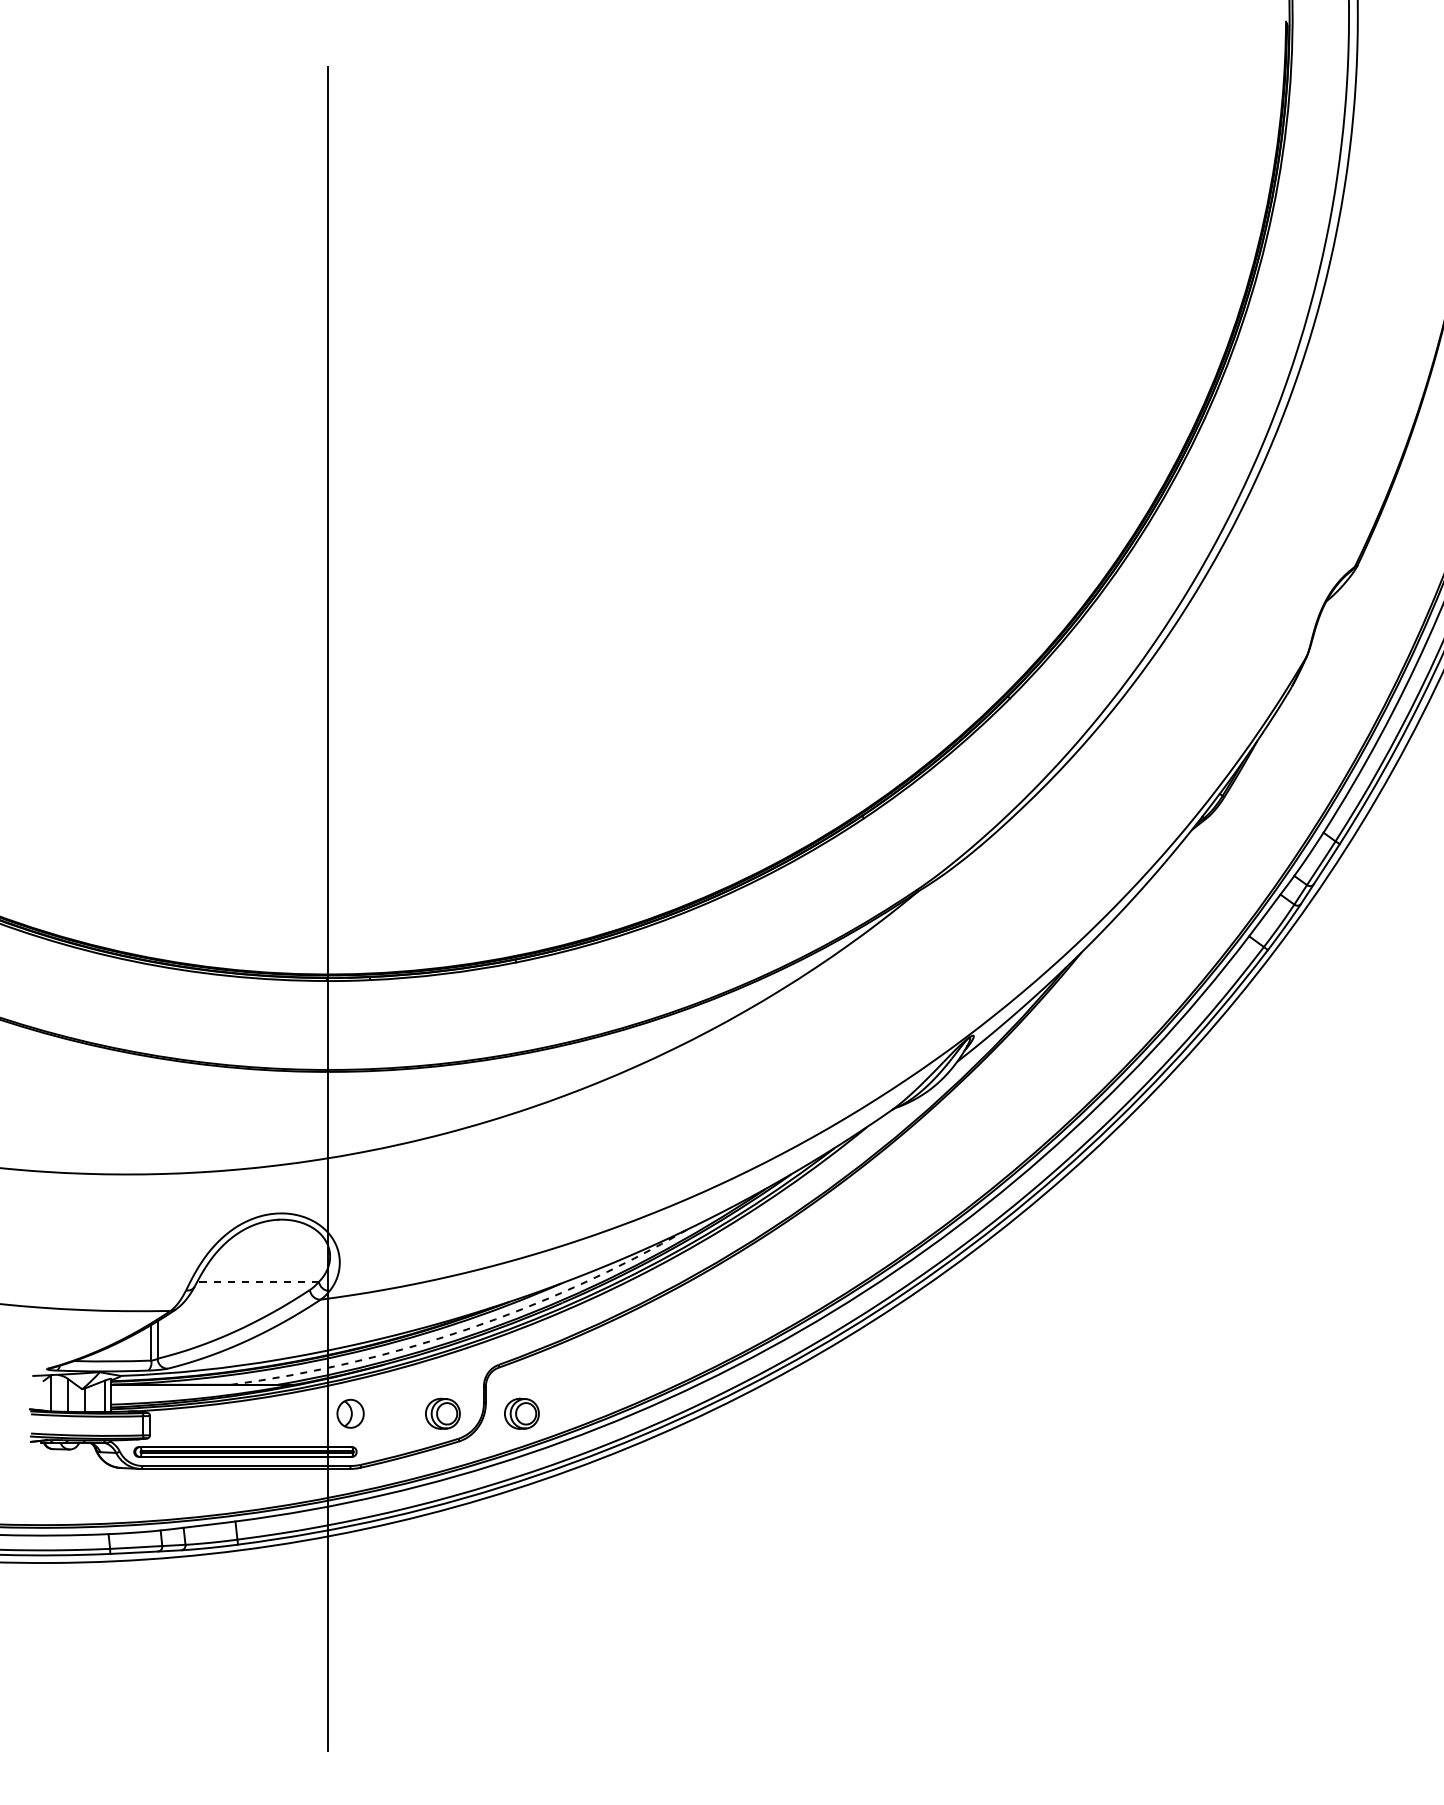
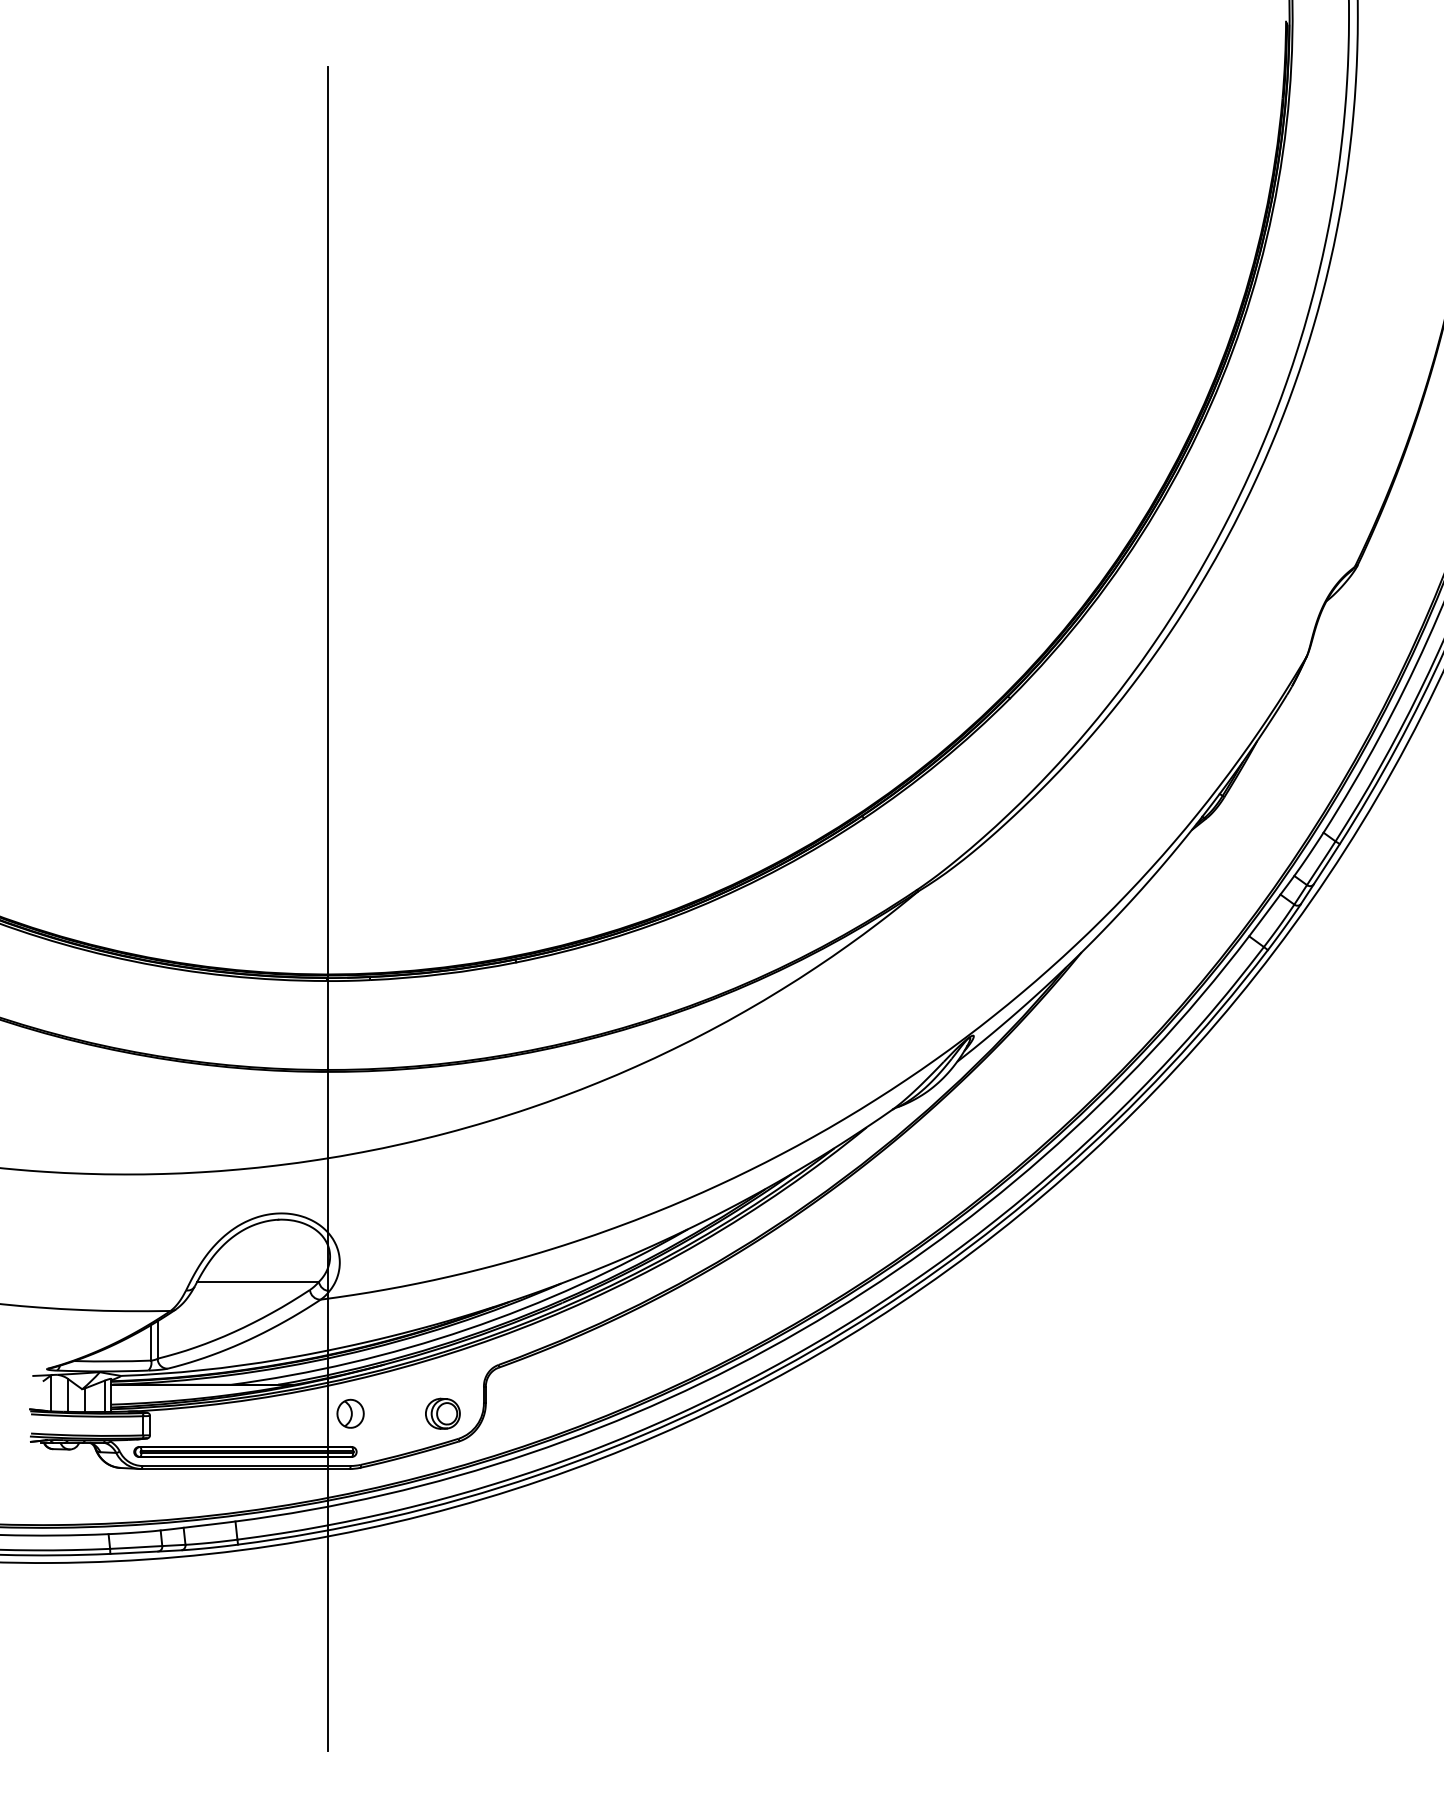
line: dashed -> solid (258, 1281)
arc: dashed -> solid (467, 1329)
part: present -> none (521, 1413)
